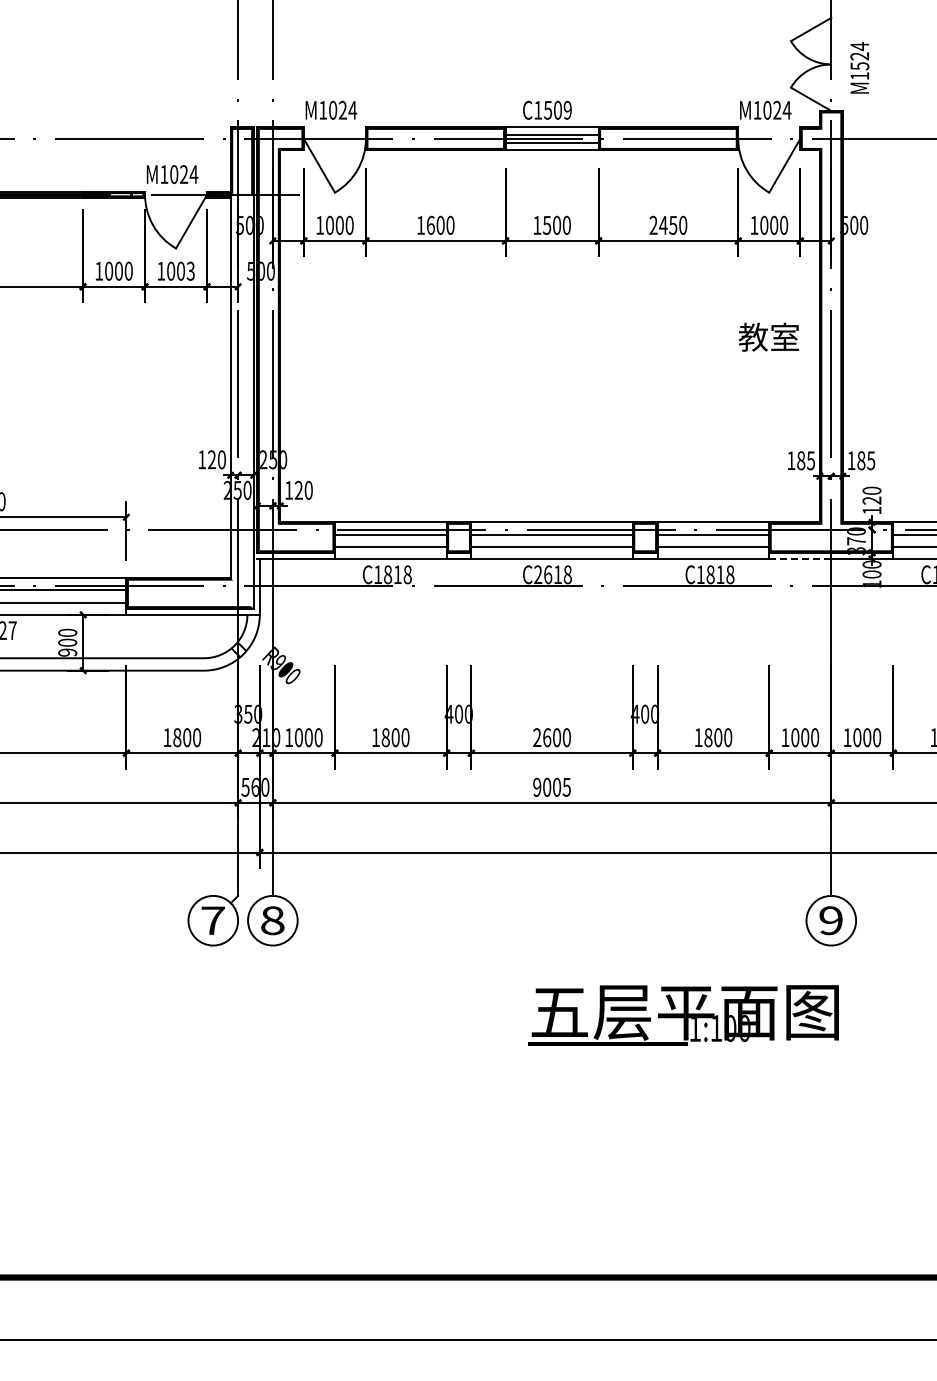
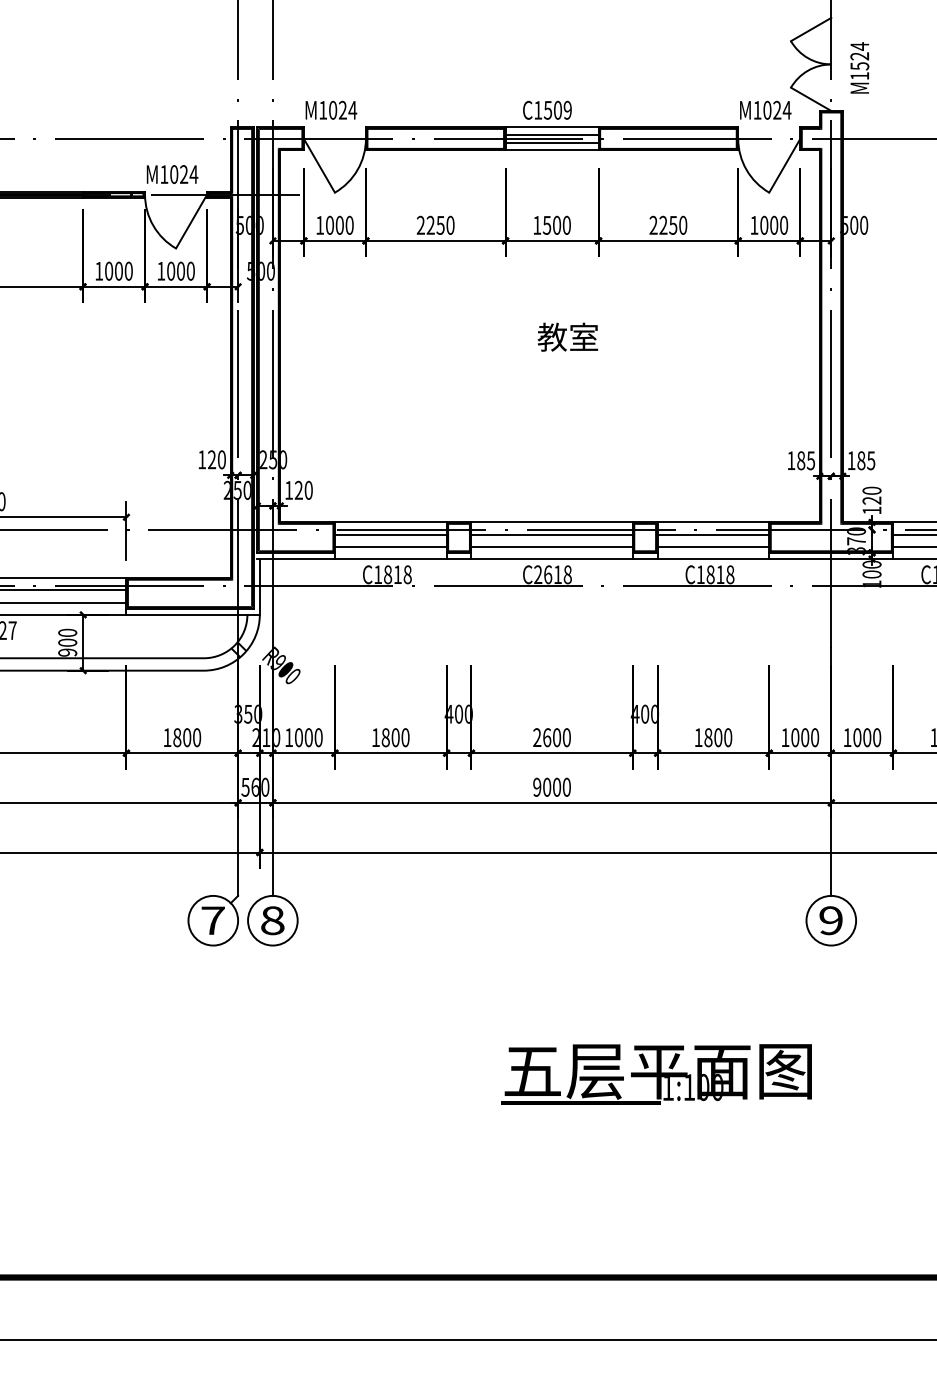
text: 1600 -> 2250 (430, 224)
text: 2450 -> 2250 (663, 224)
text: 1003 -> 1000 (190, 270)
text position: (768, 336) -> (567, 336) (567, 336)
fill: none -> present (231, 387)
fill: none -> present (252, 401)
line: dashed -> solid (800, 558)
text: 9005 -> 9000 (566, 786)
text position: (683, 1015) -> (656, 1074) (656, 1074)
